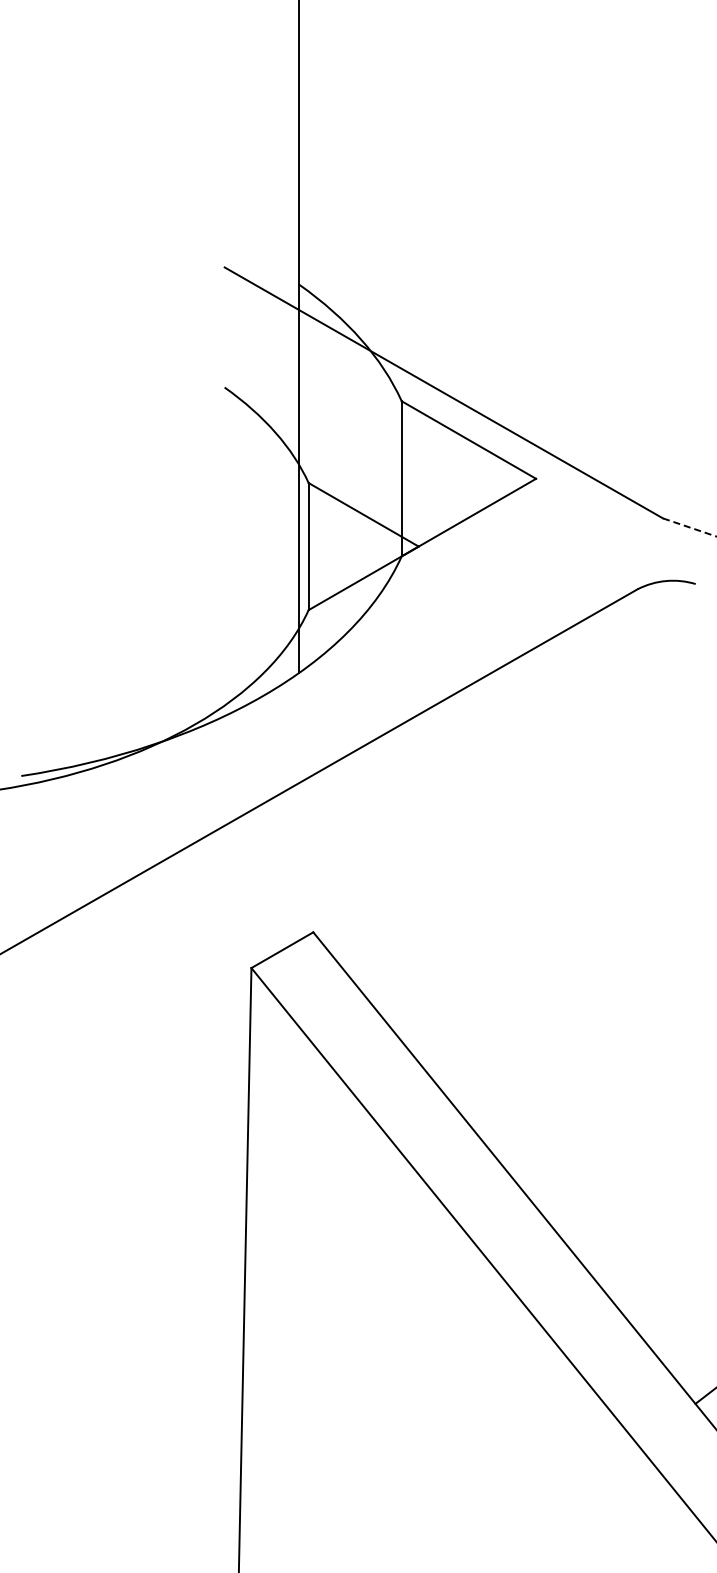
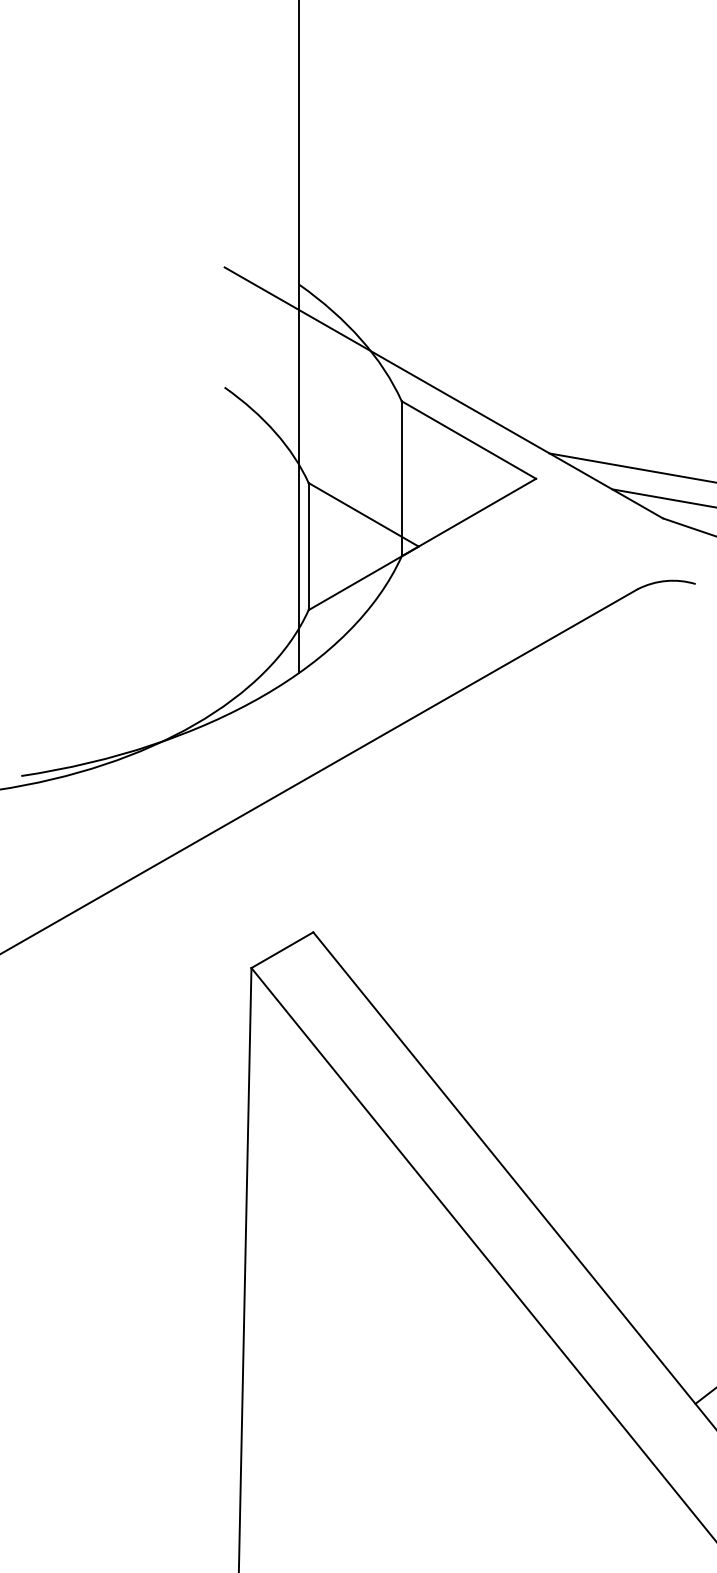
line: none -> present (631, 467)
line: none -> present (662, 498)
line: dashed -> solid (690, 527)
